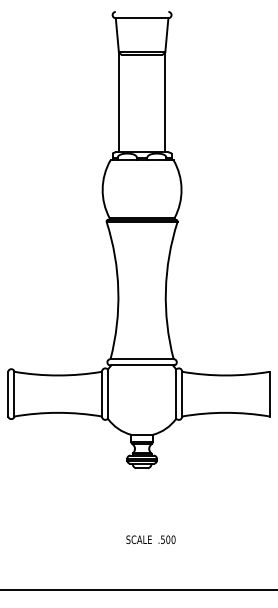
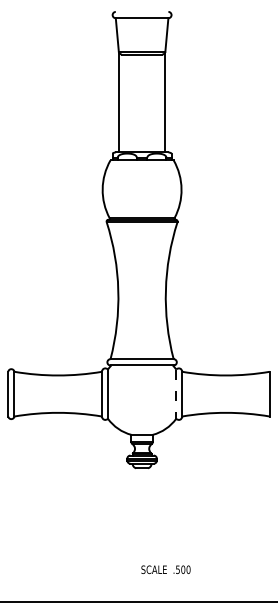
line: solid -> dashed (176, 394)
text position: (150, 539) -> (165, 569) (165, 569)
line position: (138, 589) -> (138, 601) (138, 601)
